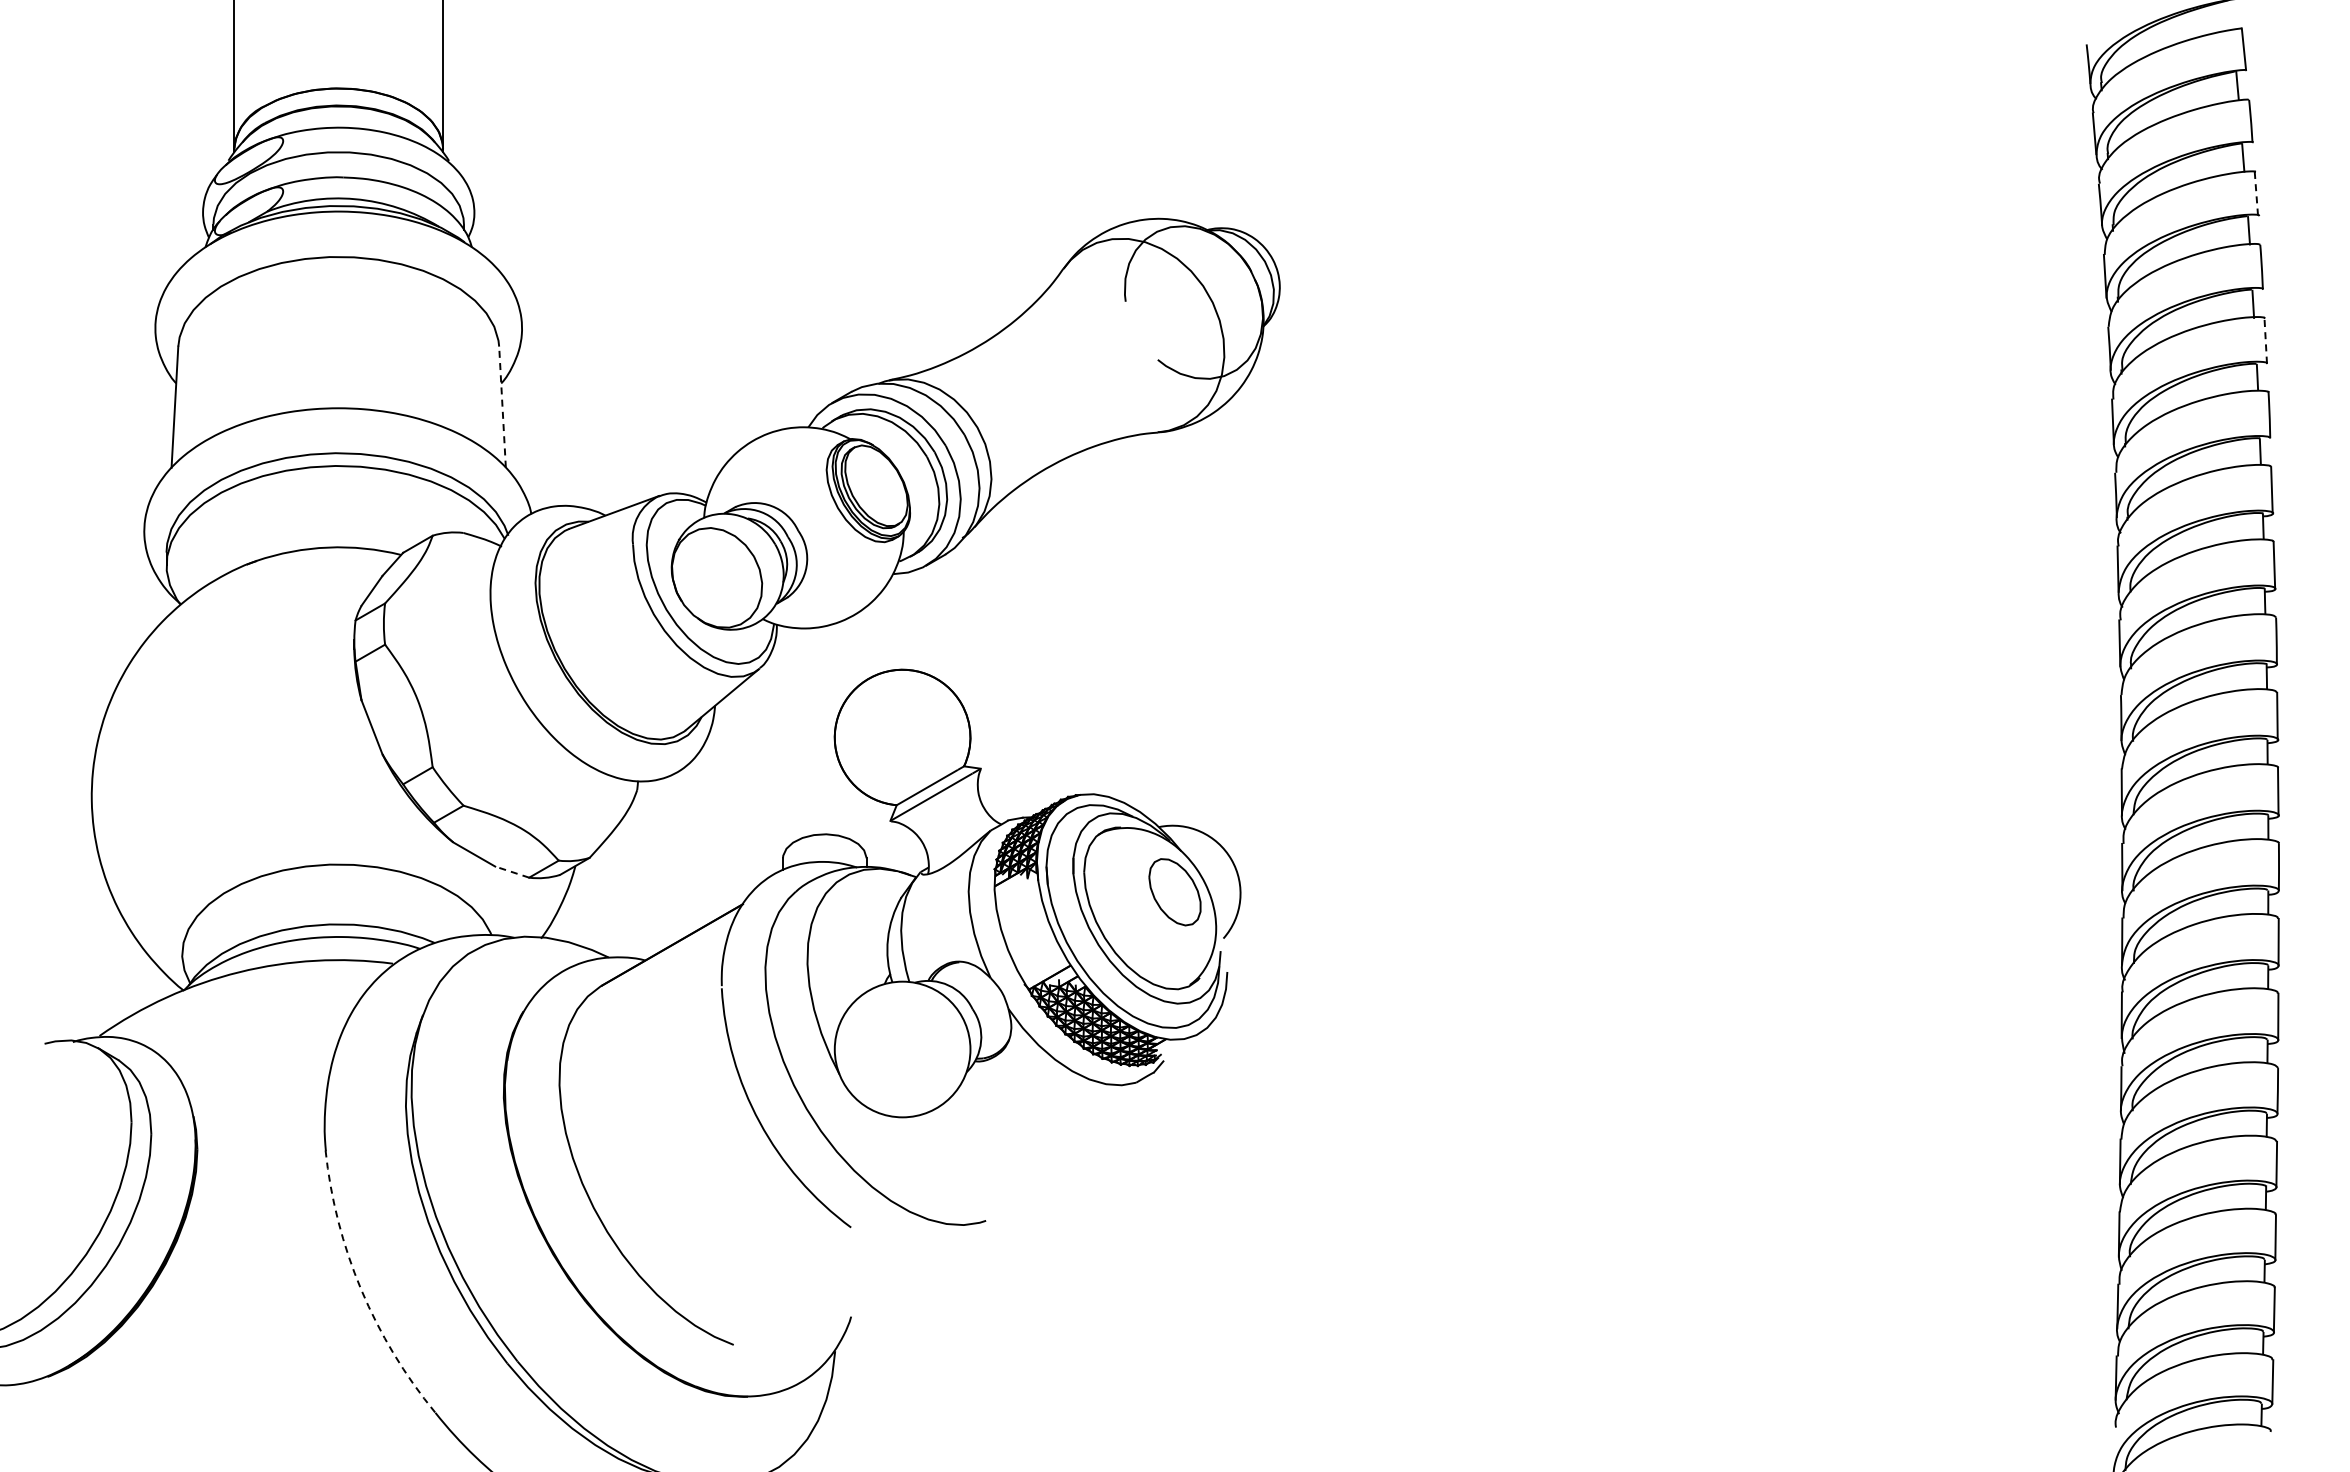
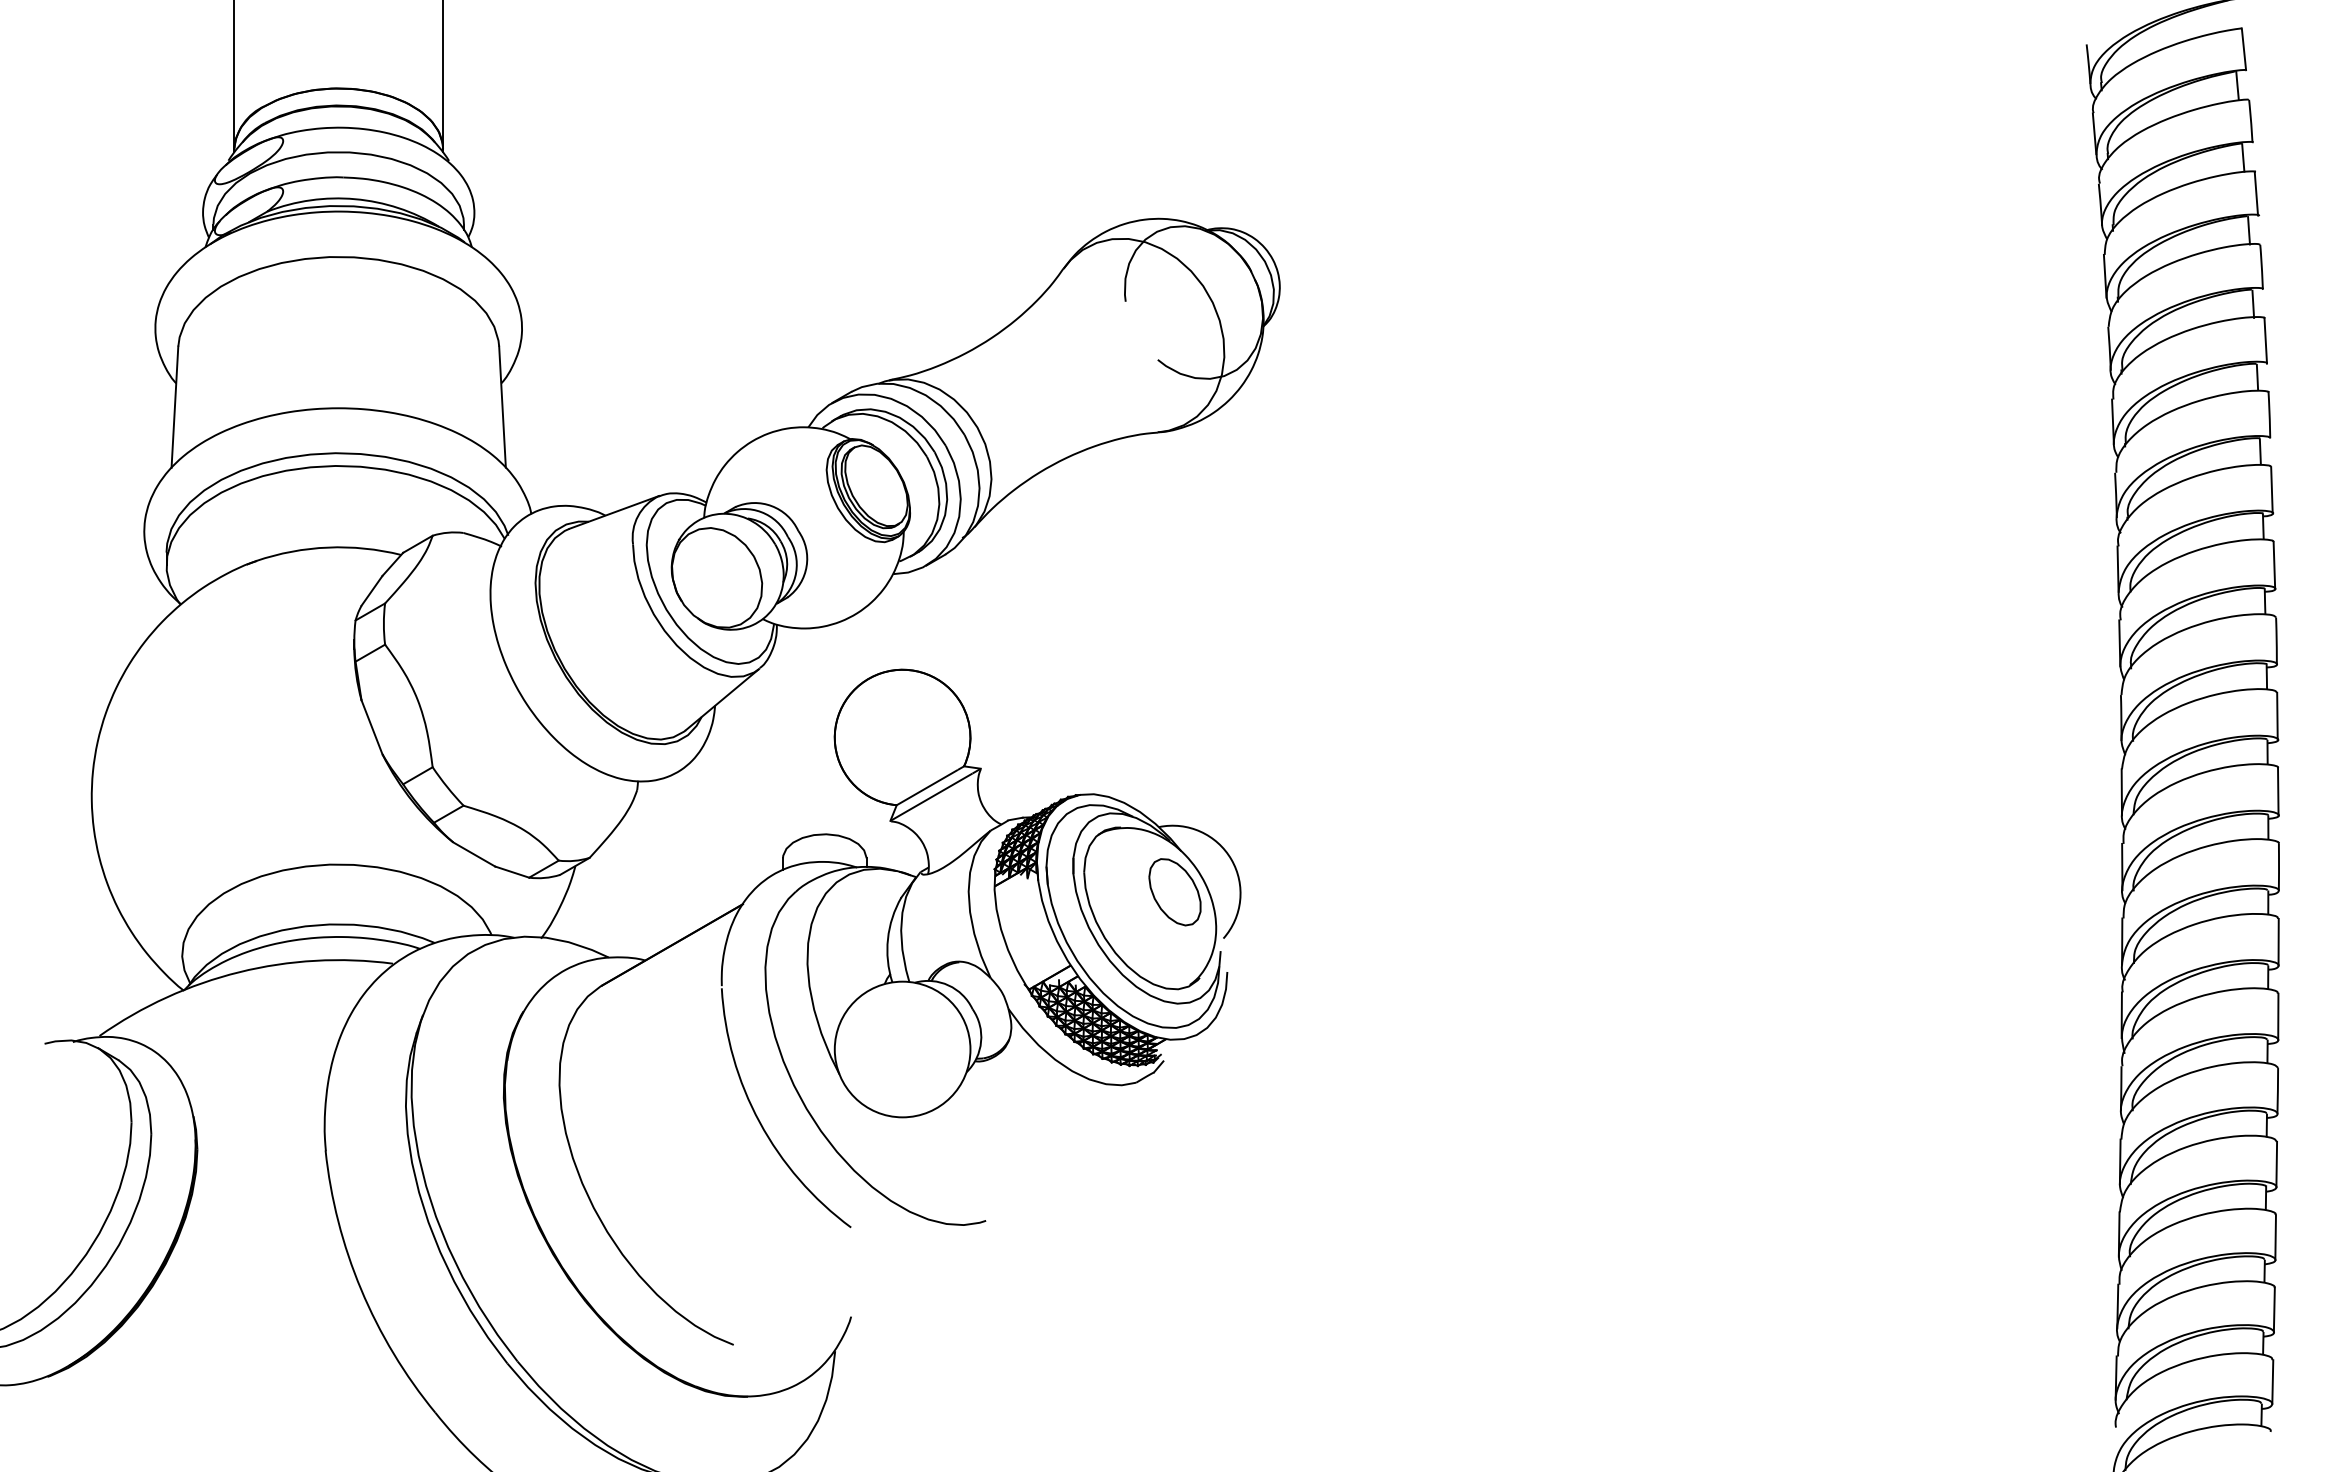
line: dashed -> solid (2256, 193)
line: dashed -> solid (2265, 341)
line: dashed -> solid (502, 407)
line: dashed -> solid (512, 872)
arc: dashed -> solid (361, 1289)
